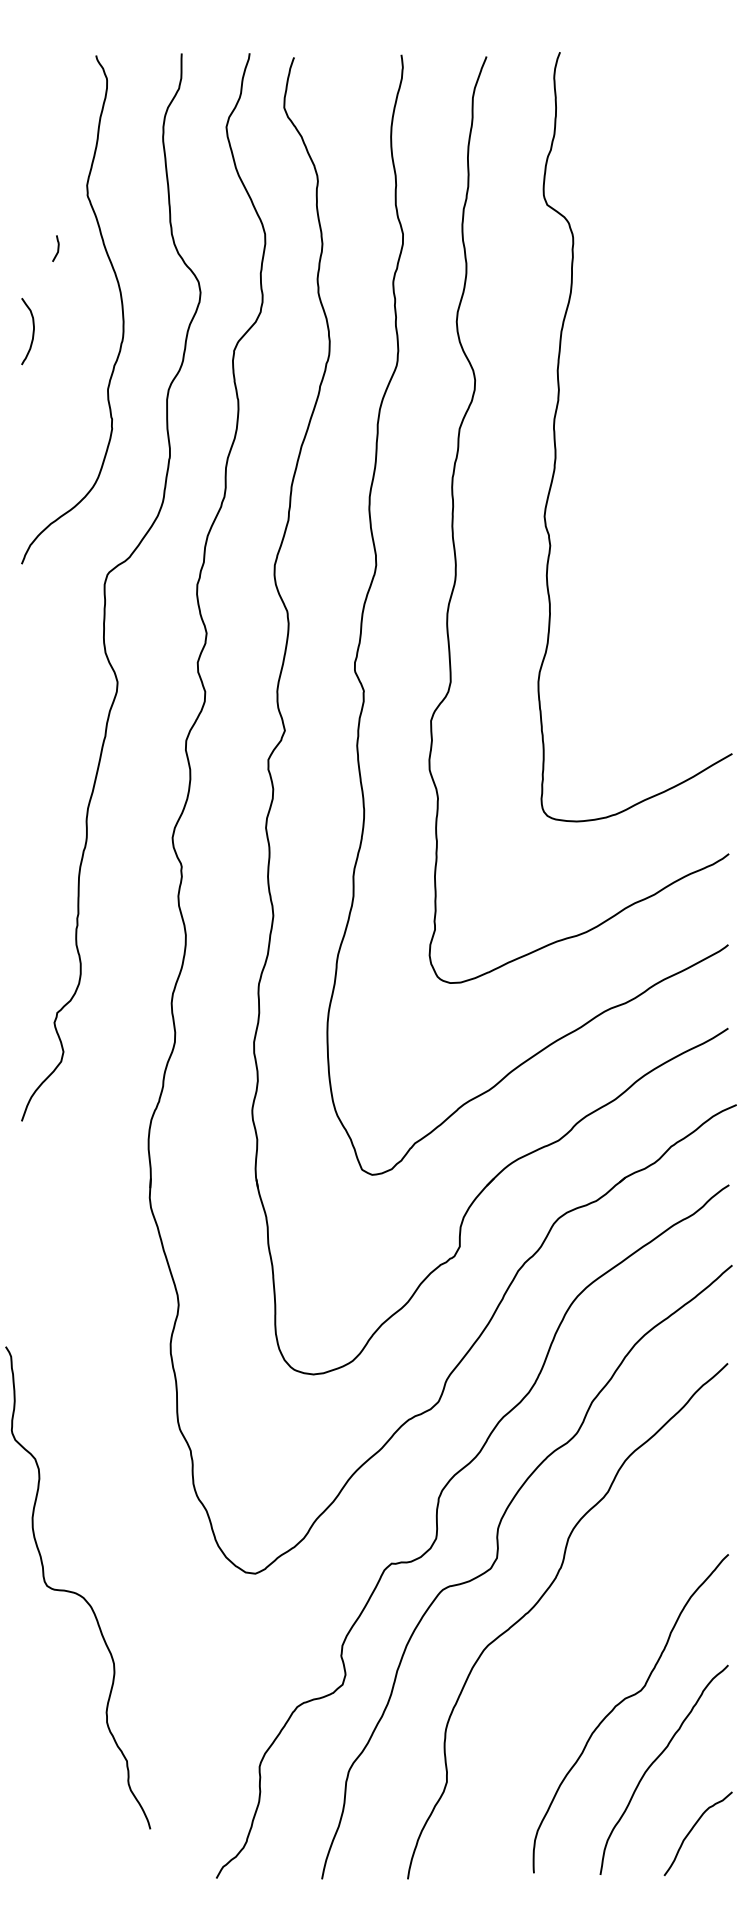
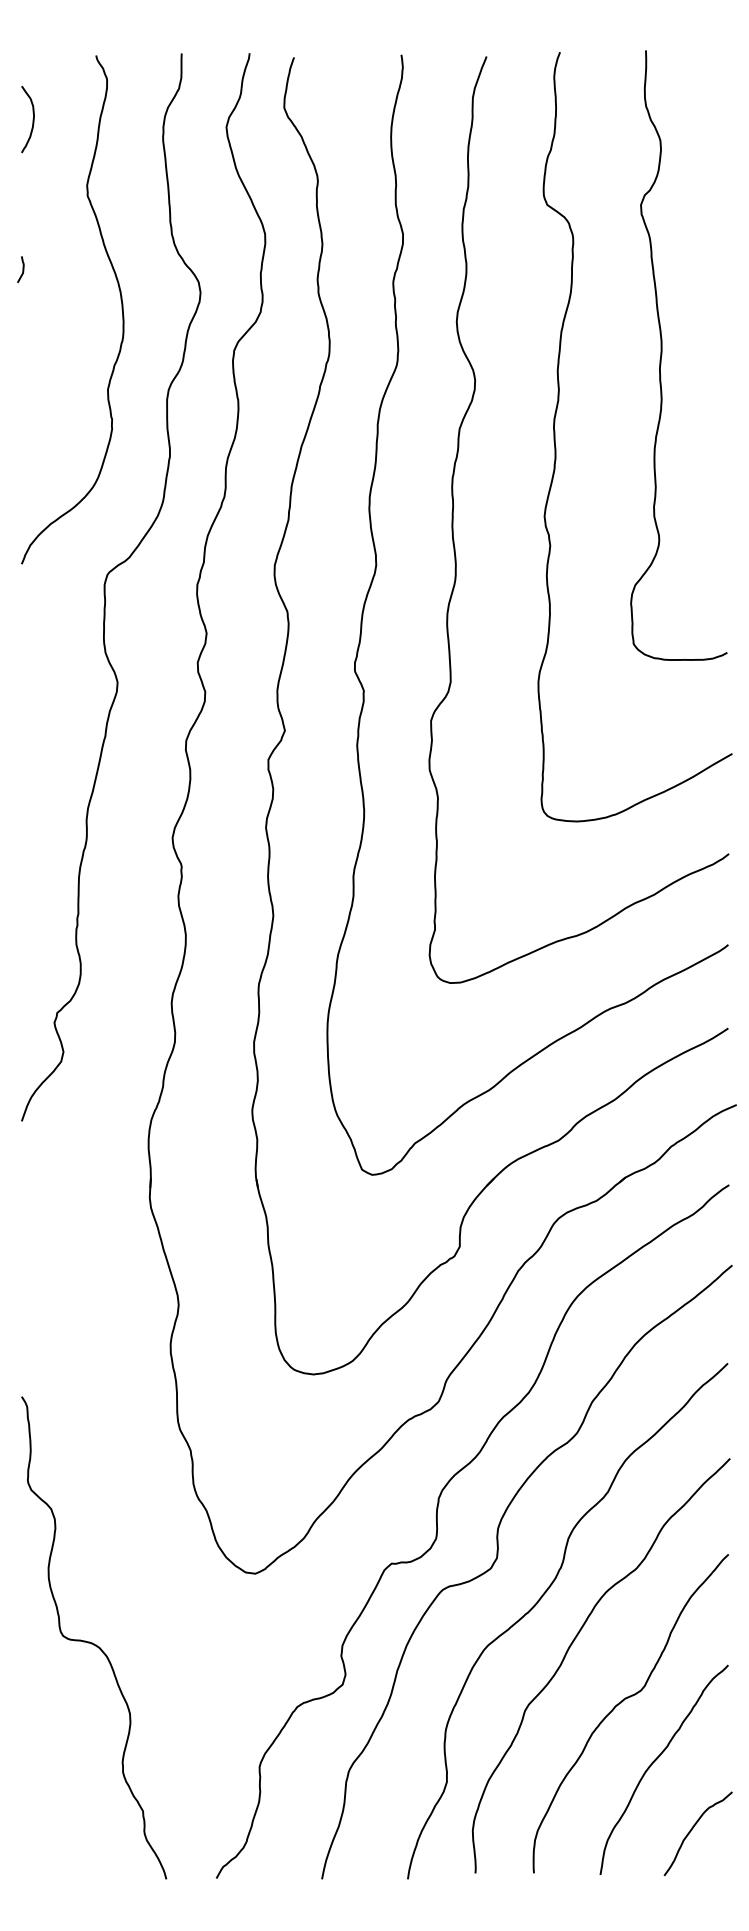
curve position: (57, 248) -> (22, 269) (22, 269)
curve position: (32, 331) -> (32, 119) (32, 119)
curve: none -> present (662, 355)
curve position: (76, 1592) -> (92, 1642) (92, 1642)
curve: none -> present (571, 1646)
